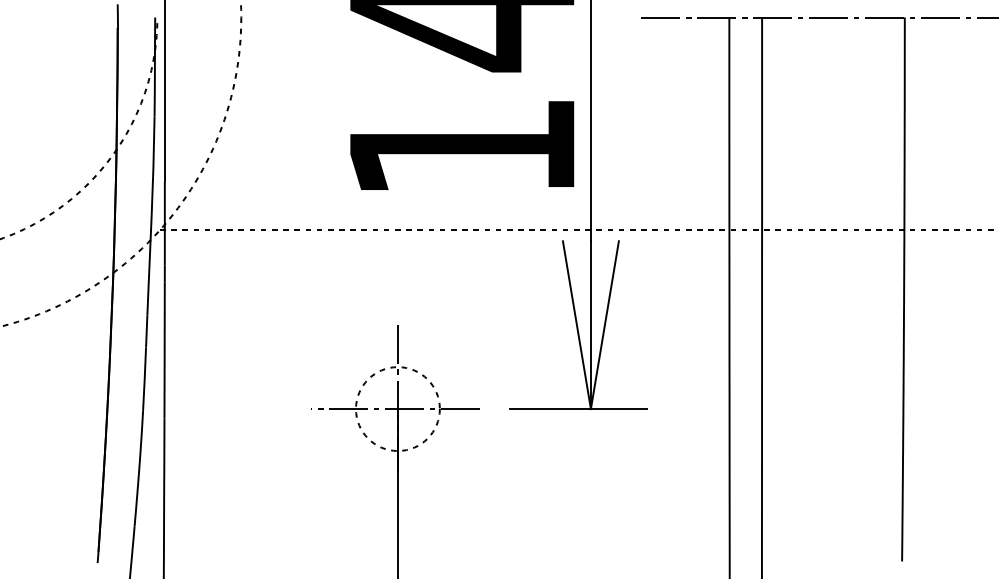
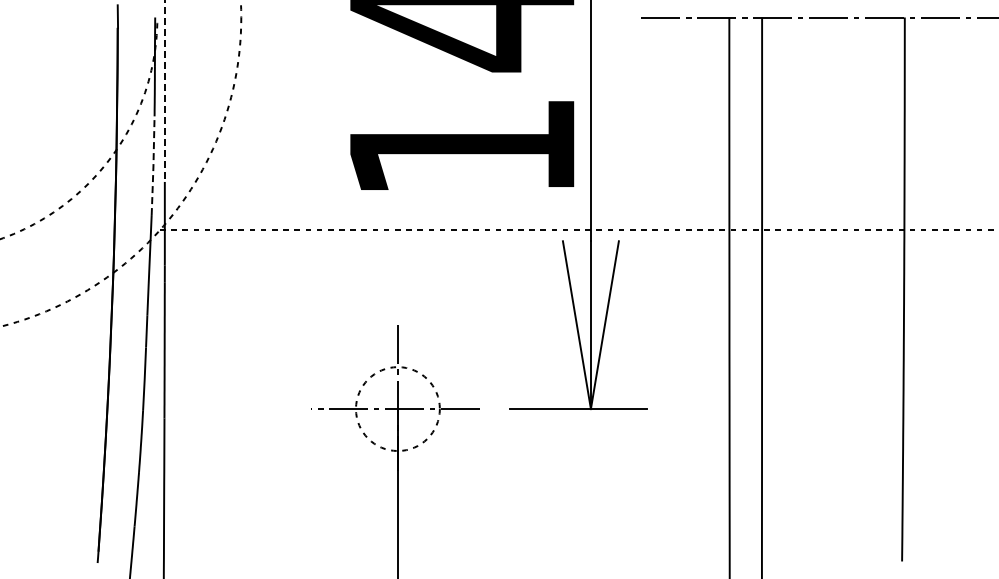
line: solid -> dashed (164, 91)
line: solid -> dashed (153, 166)
